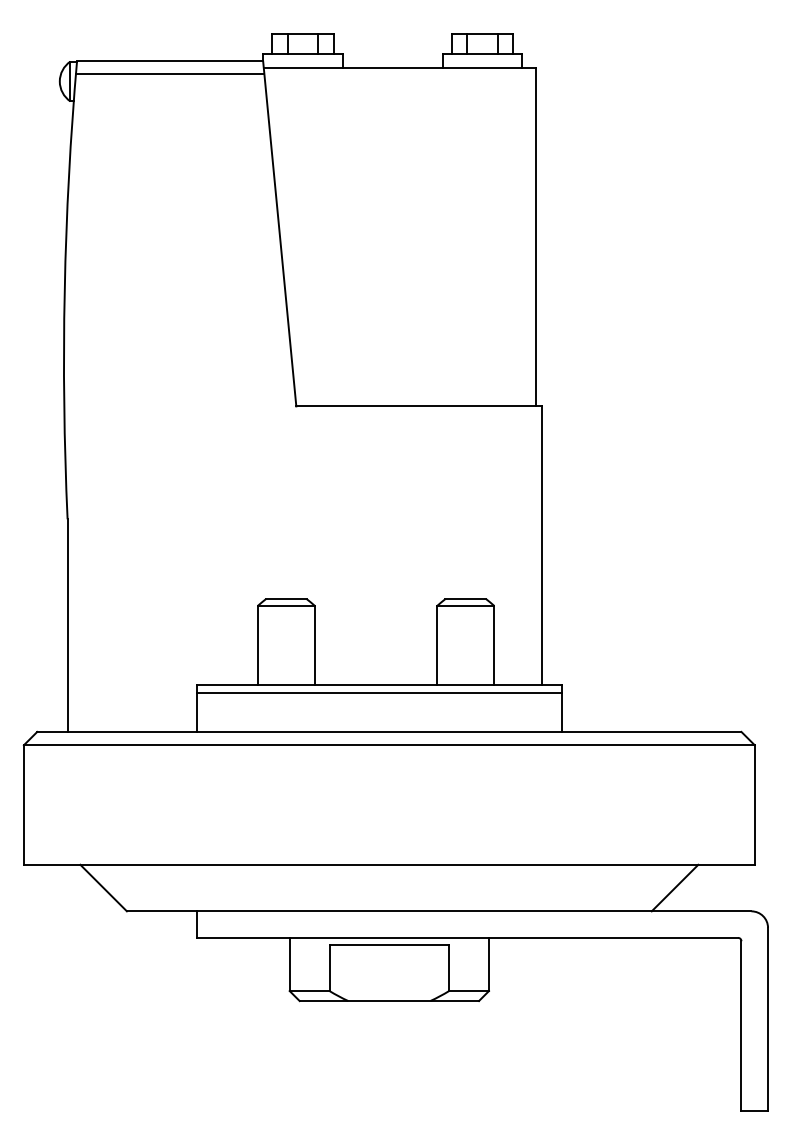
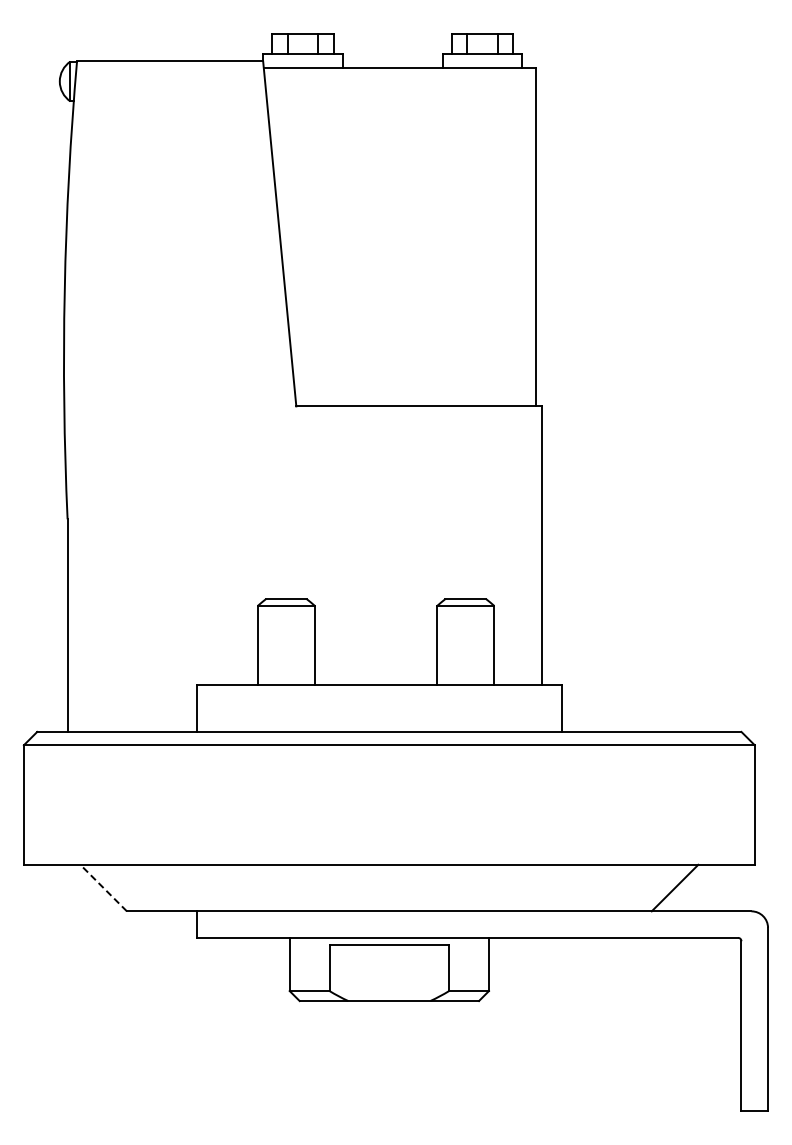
line: present -> none (169, 74)
line: present -> none (379, 693)
line: solid -> dashed (103, 888)
